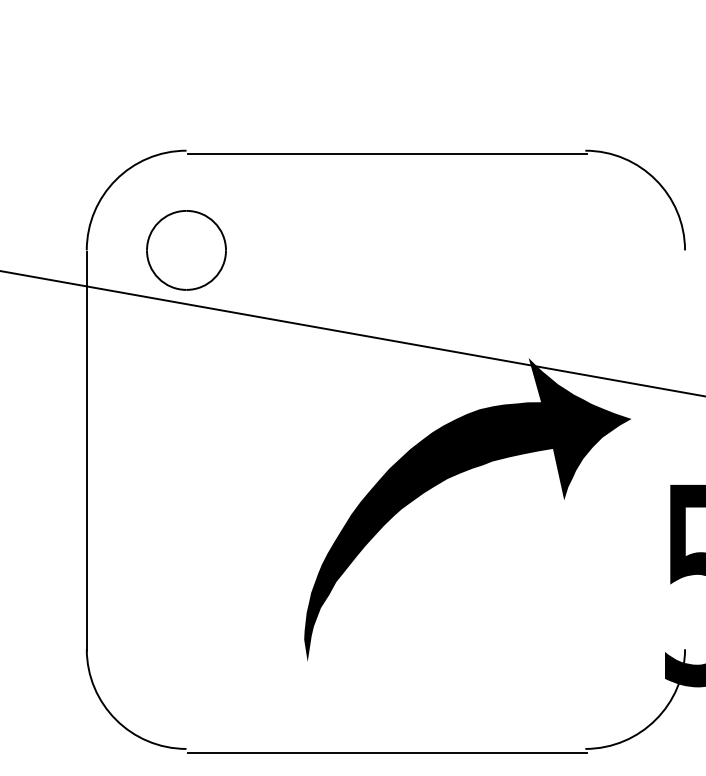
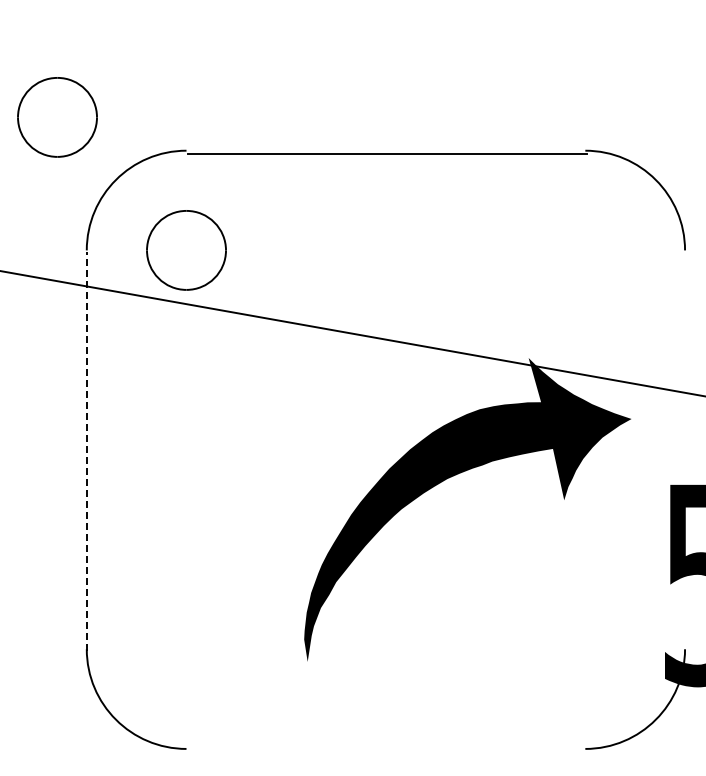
part: none -> present (57, 117)
line: solid -> dashed (86, 451)
line: present -> none (387, 752)
